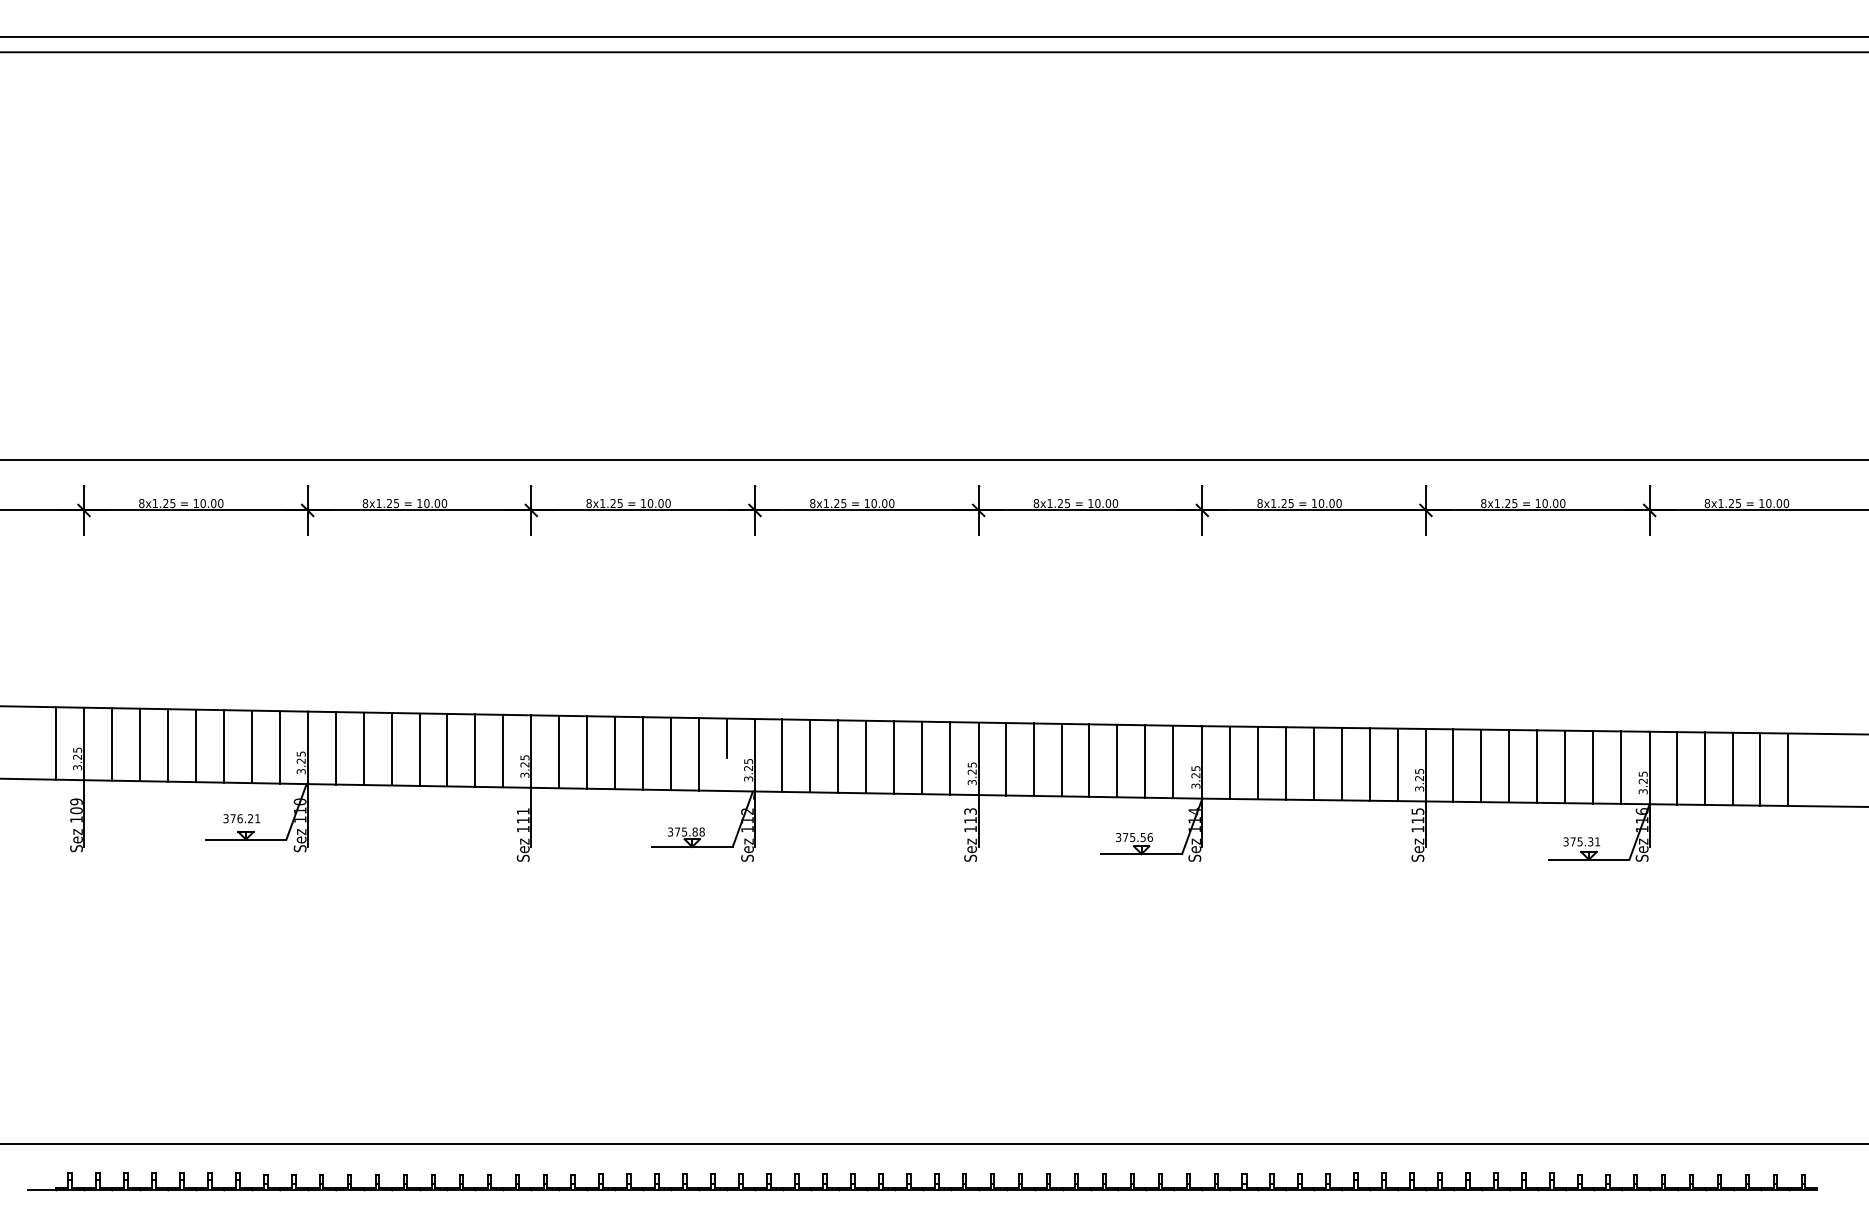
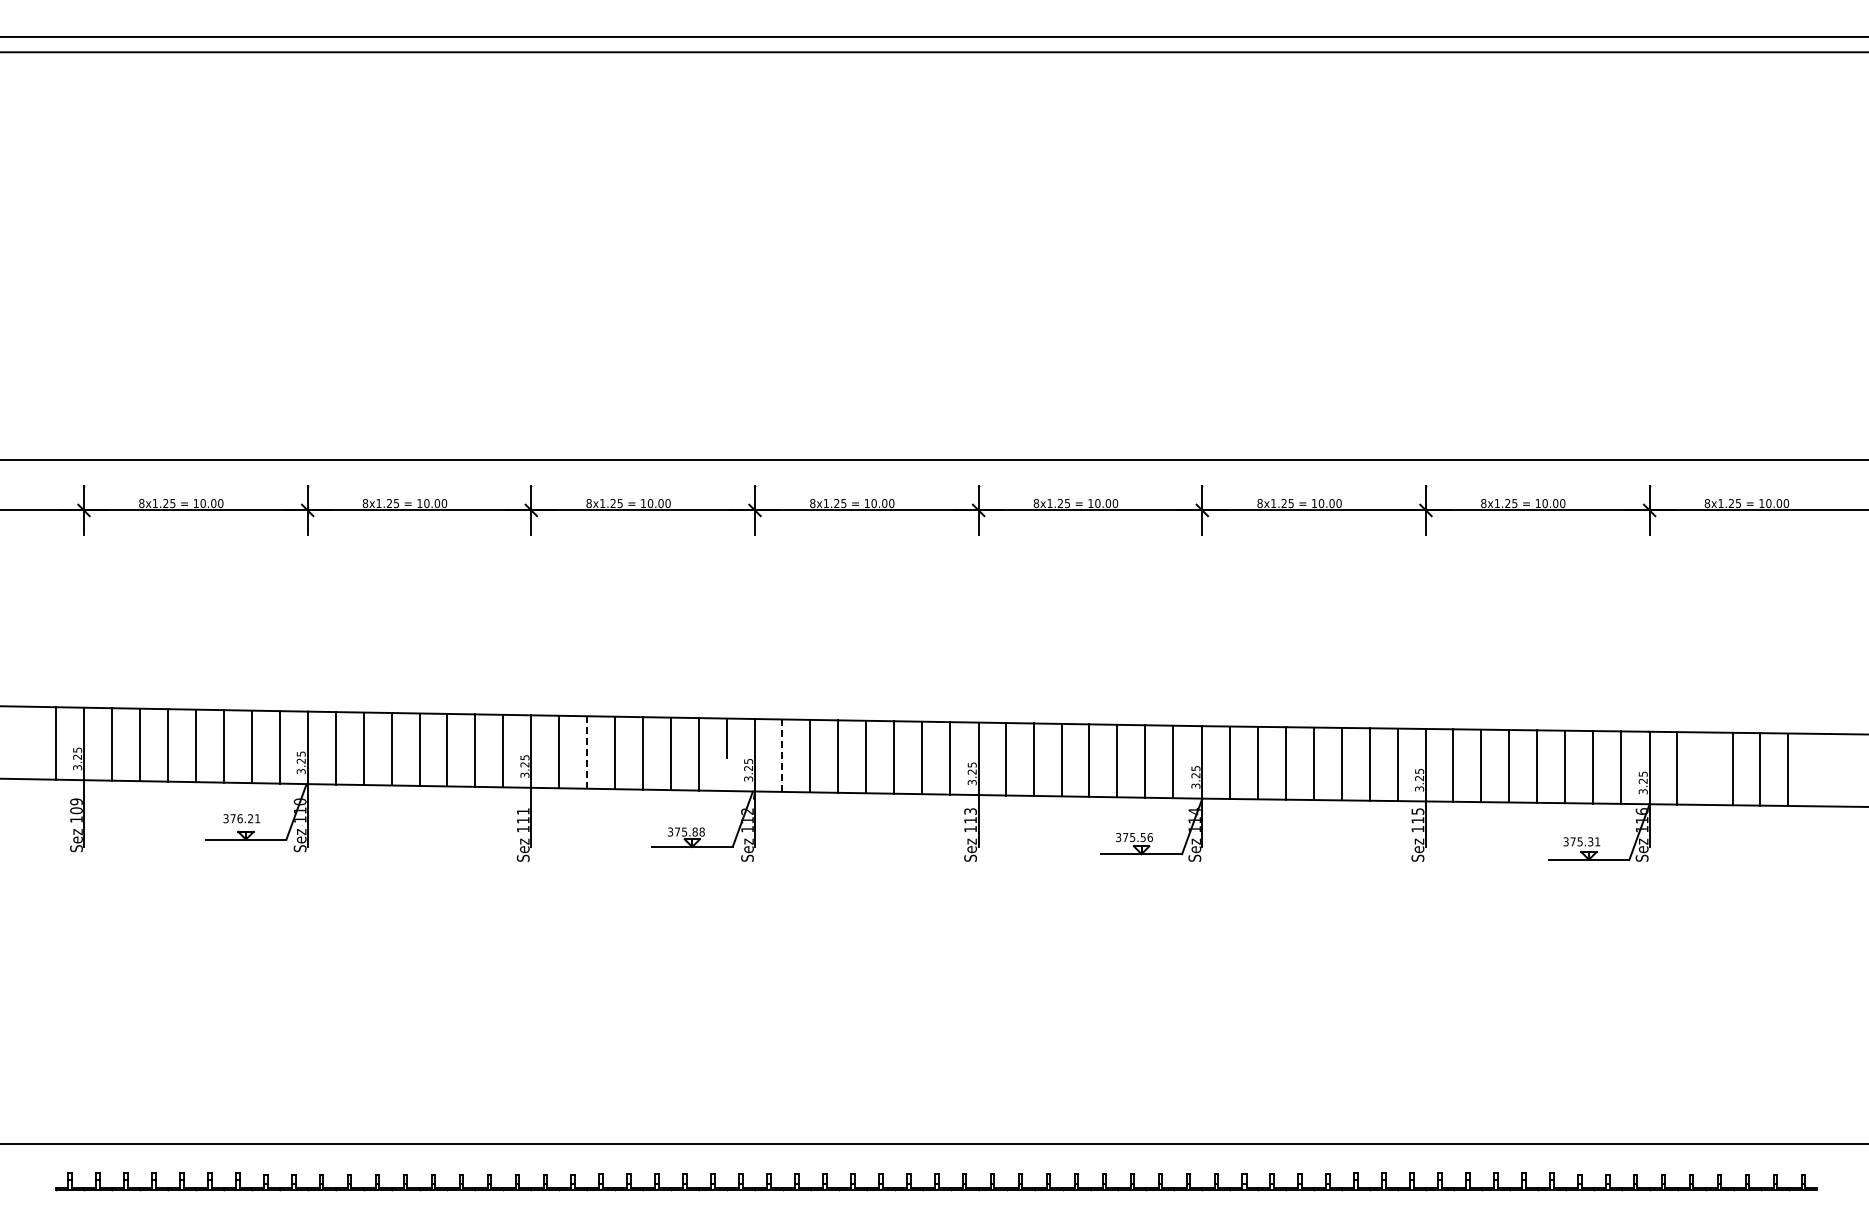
line: solid -> dashed (587, 752)
line: solid -> dashed (781, 755)
line: present -> none (1704, 768)
line: present -> none (42, 1190)
